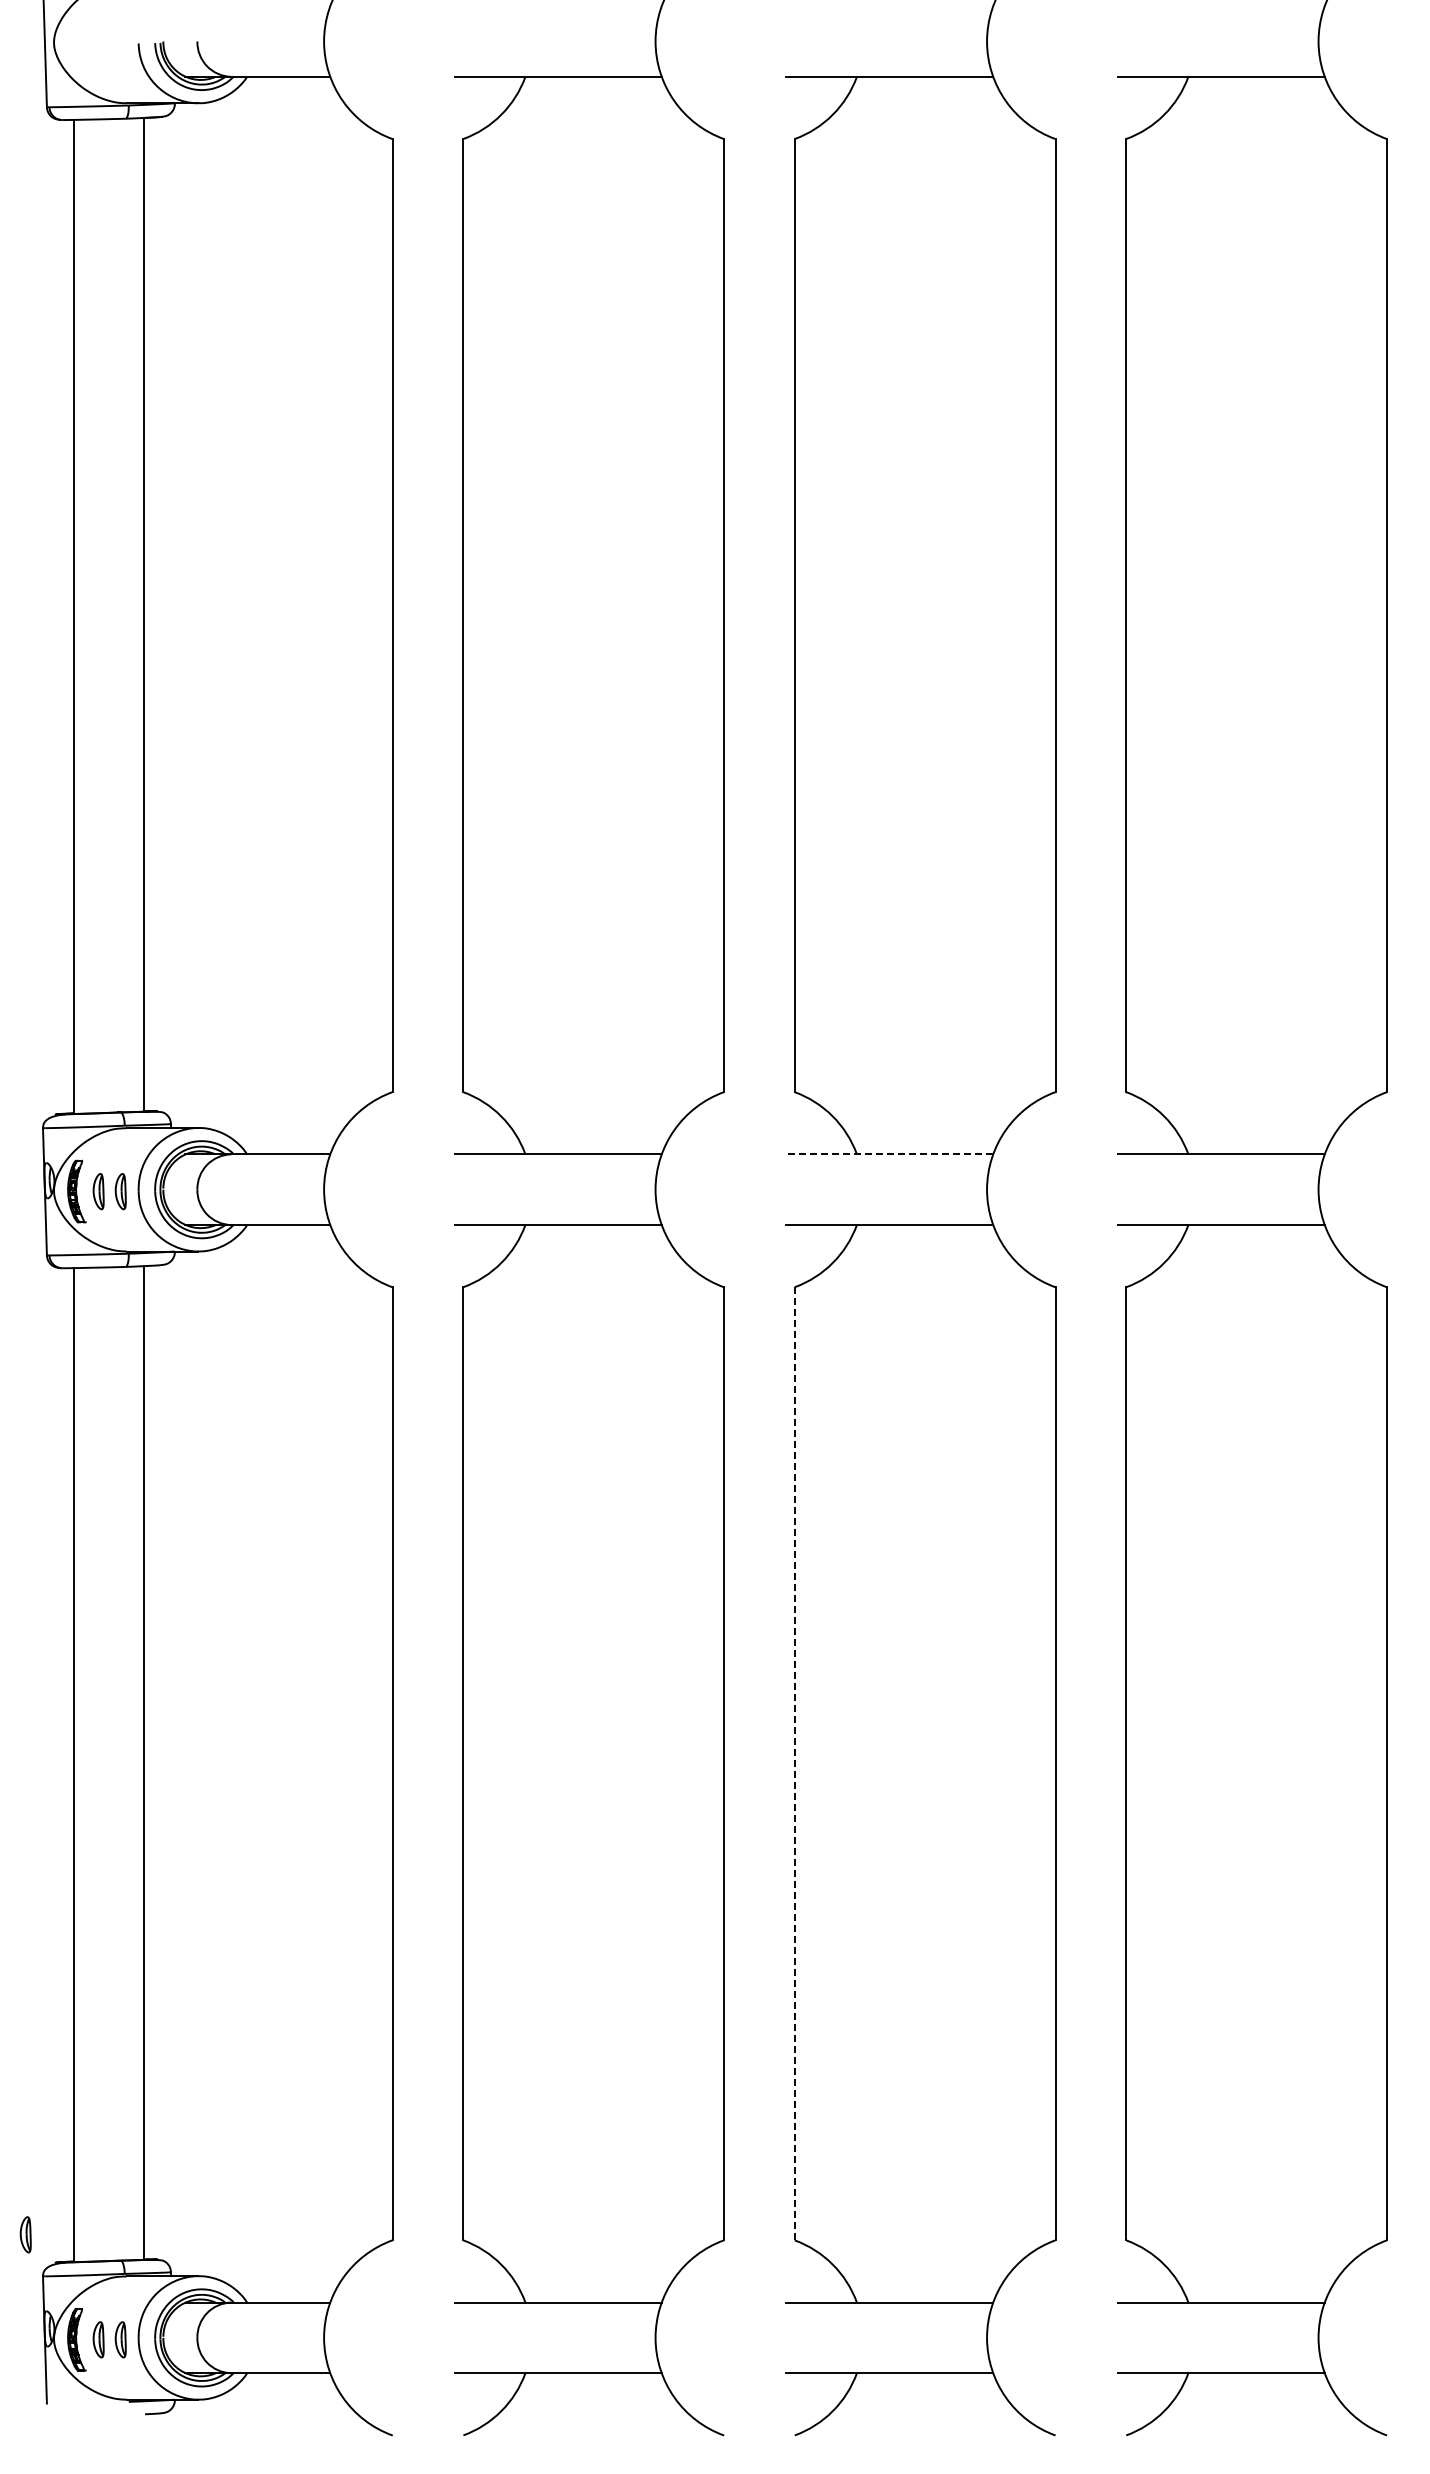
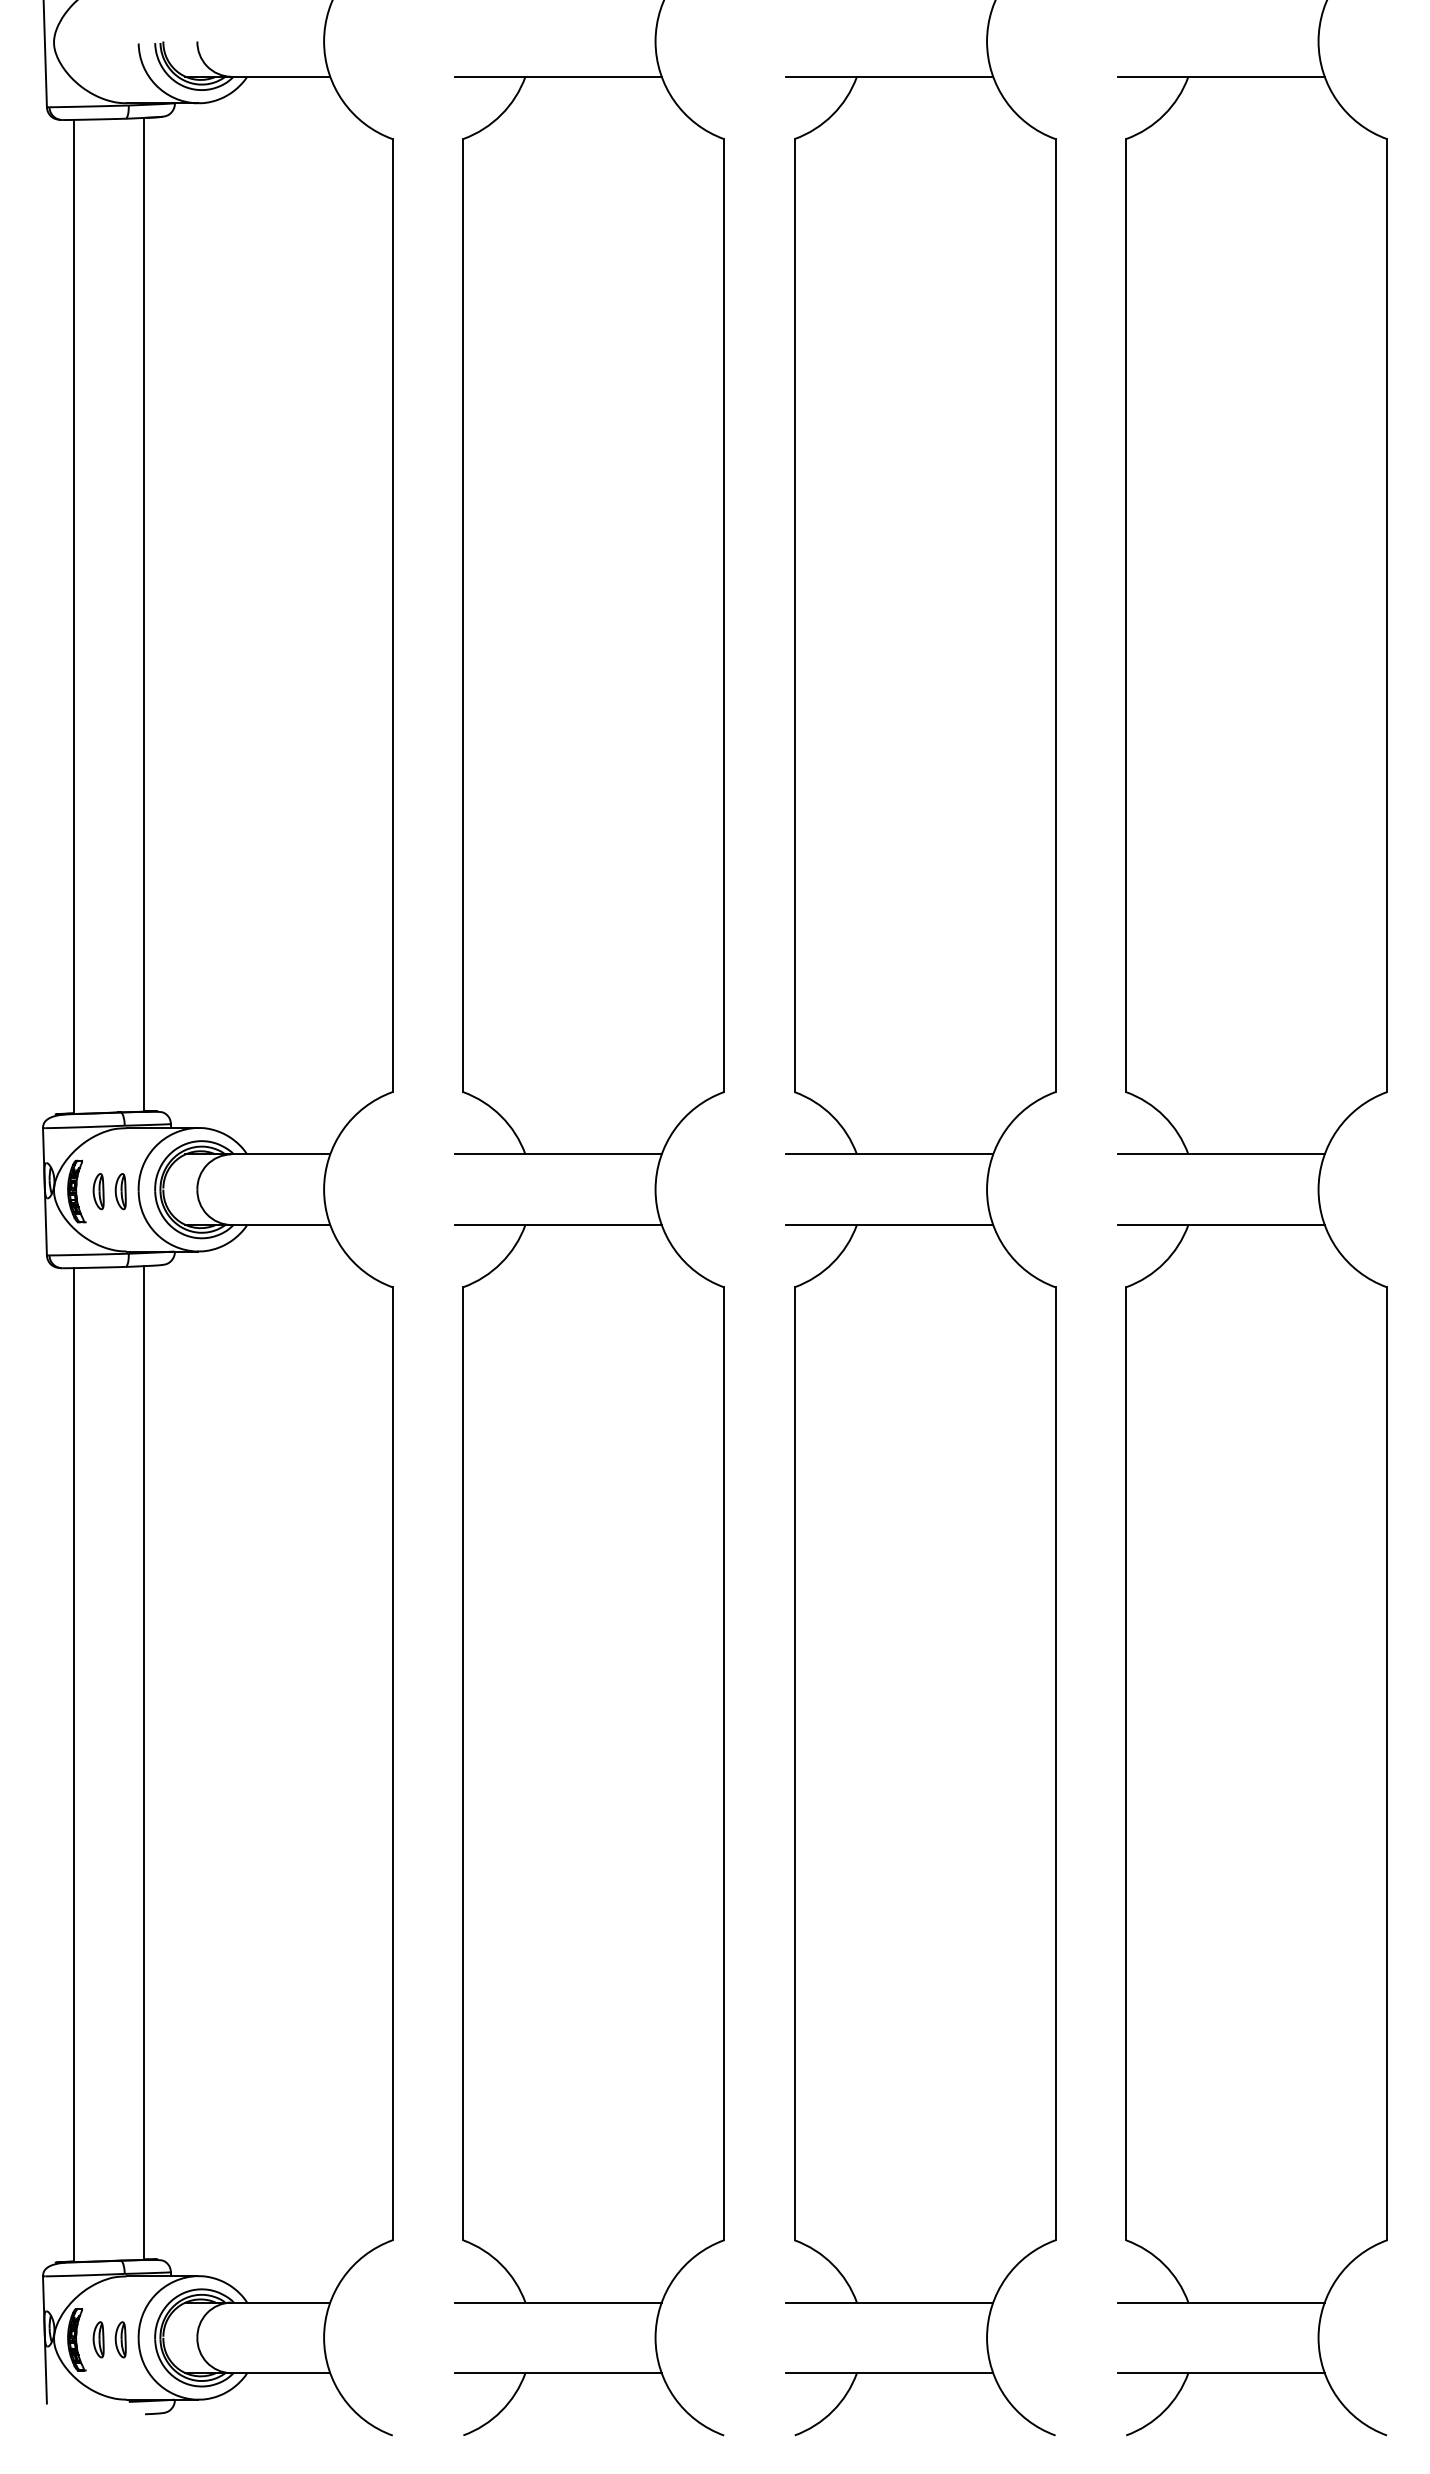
line: dashed -> solid (889, 1154)
line: dashed -> solid (794, 1763)
part: present -> none (25, 2234)
